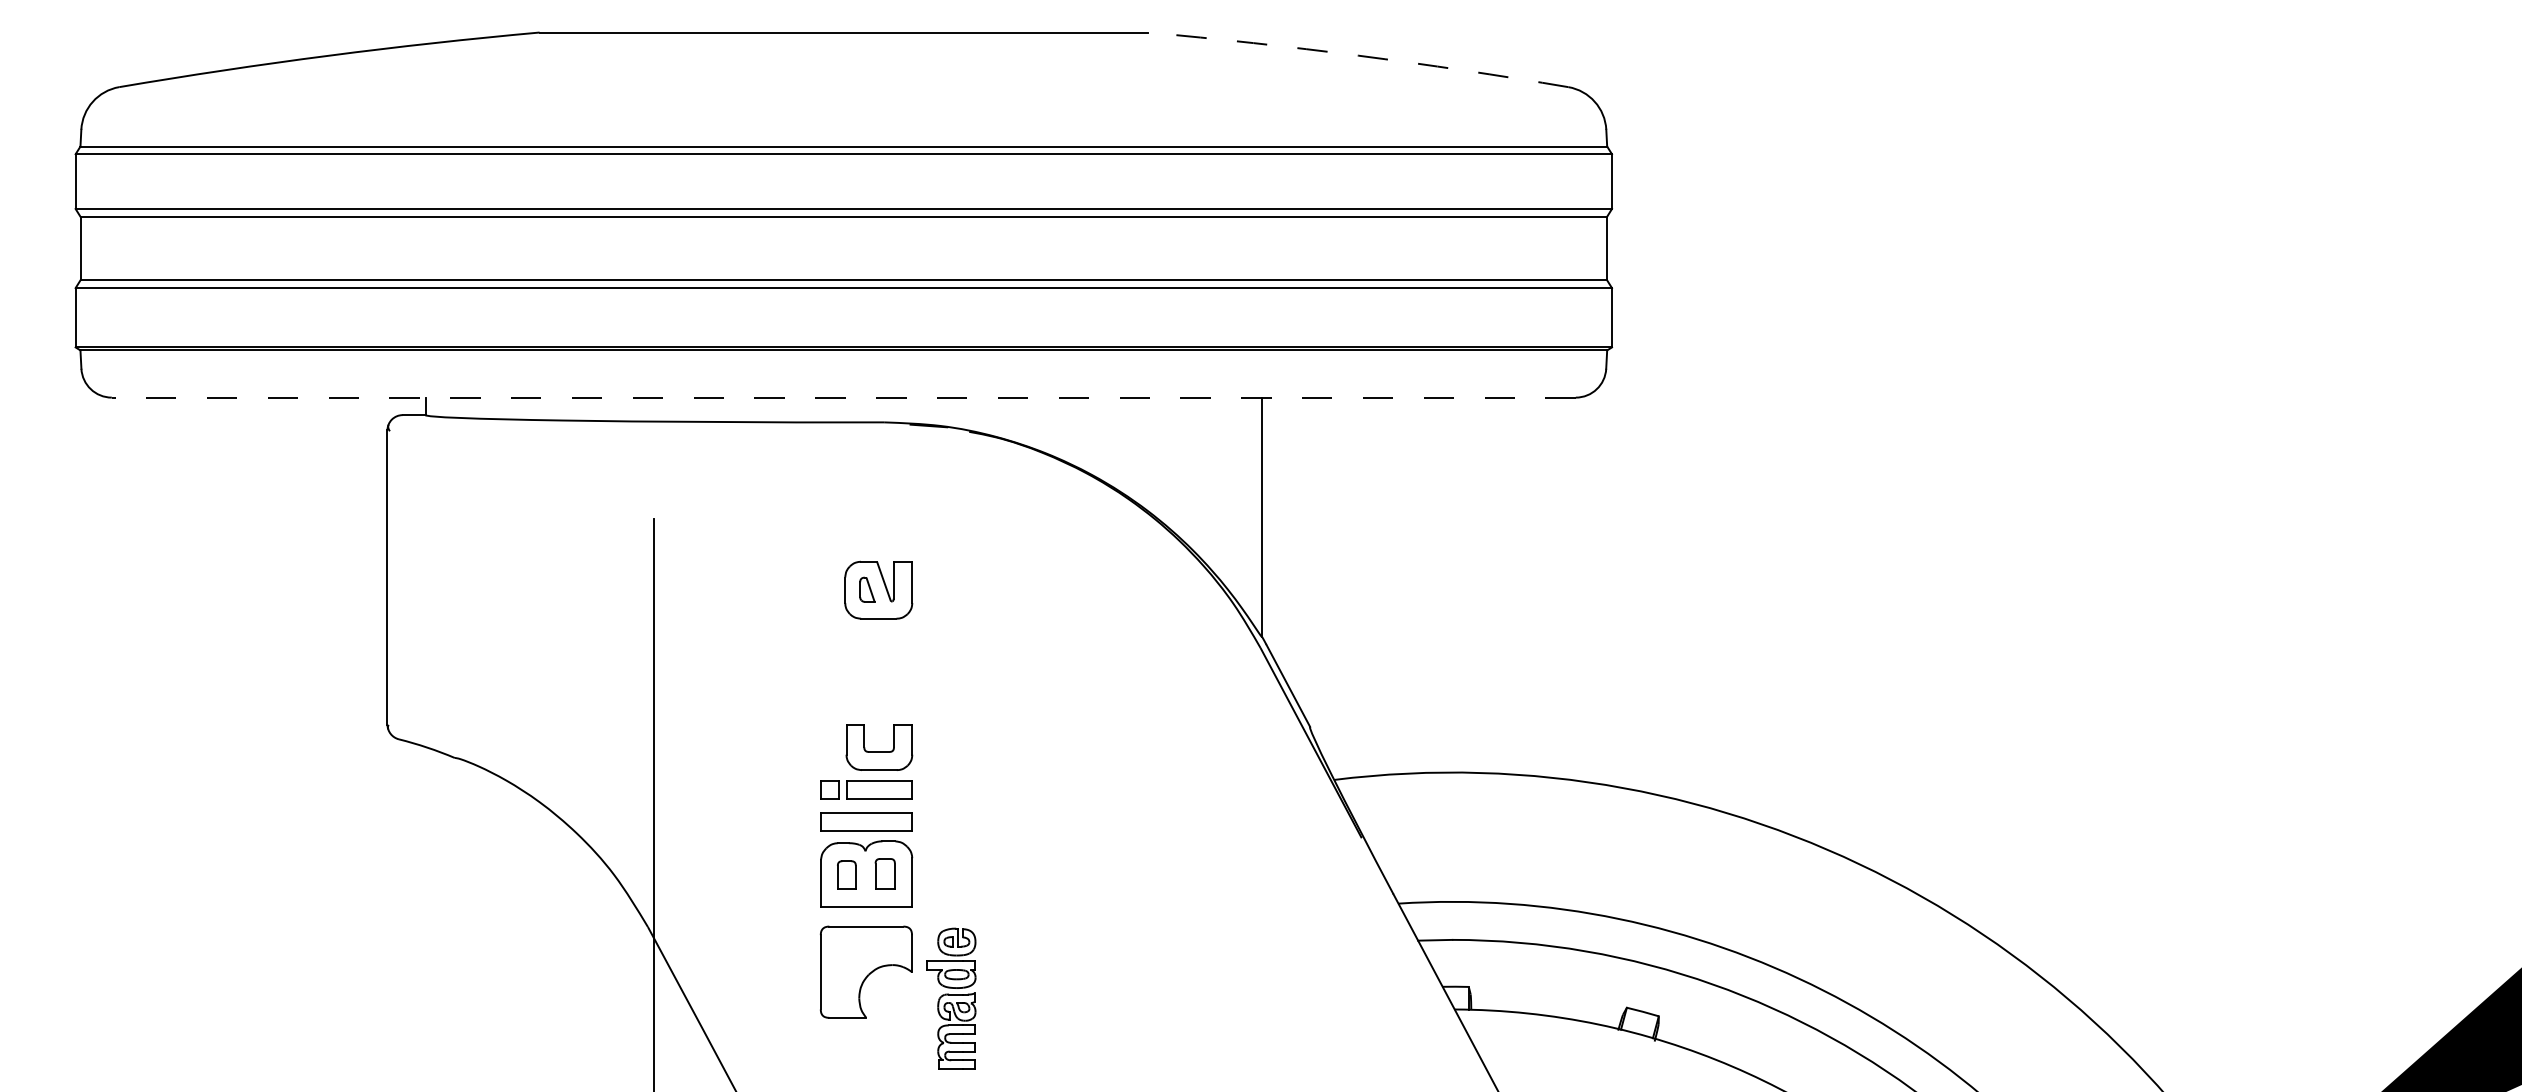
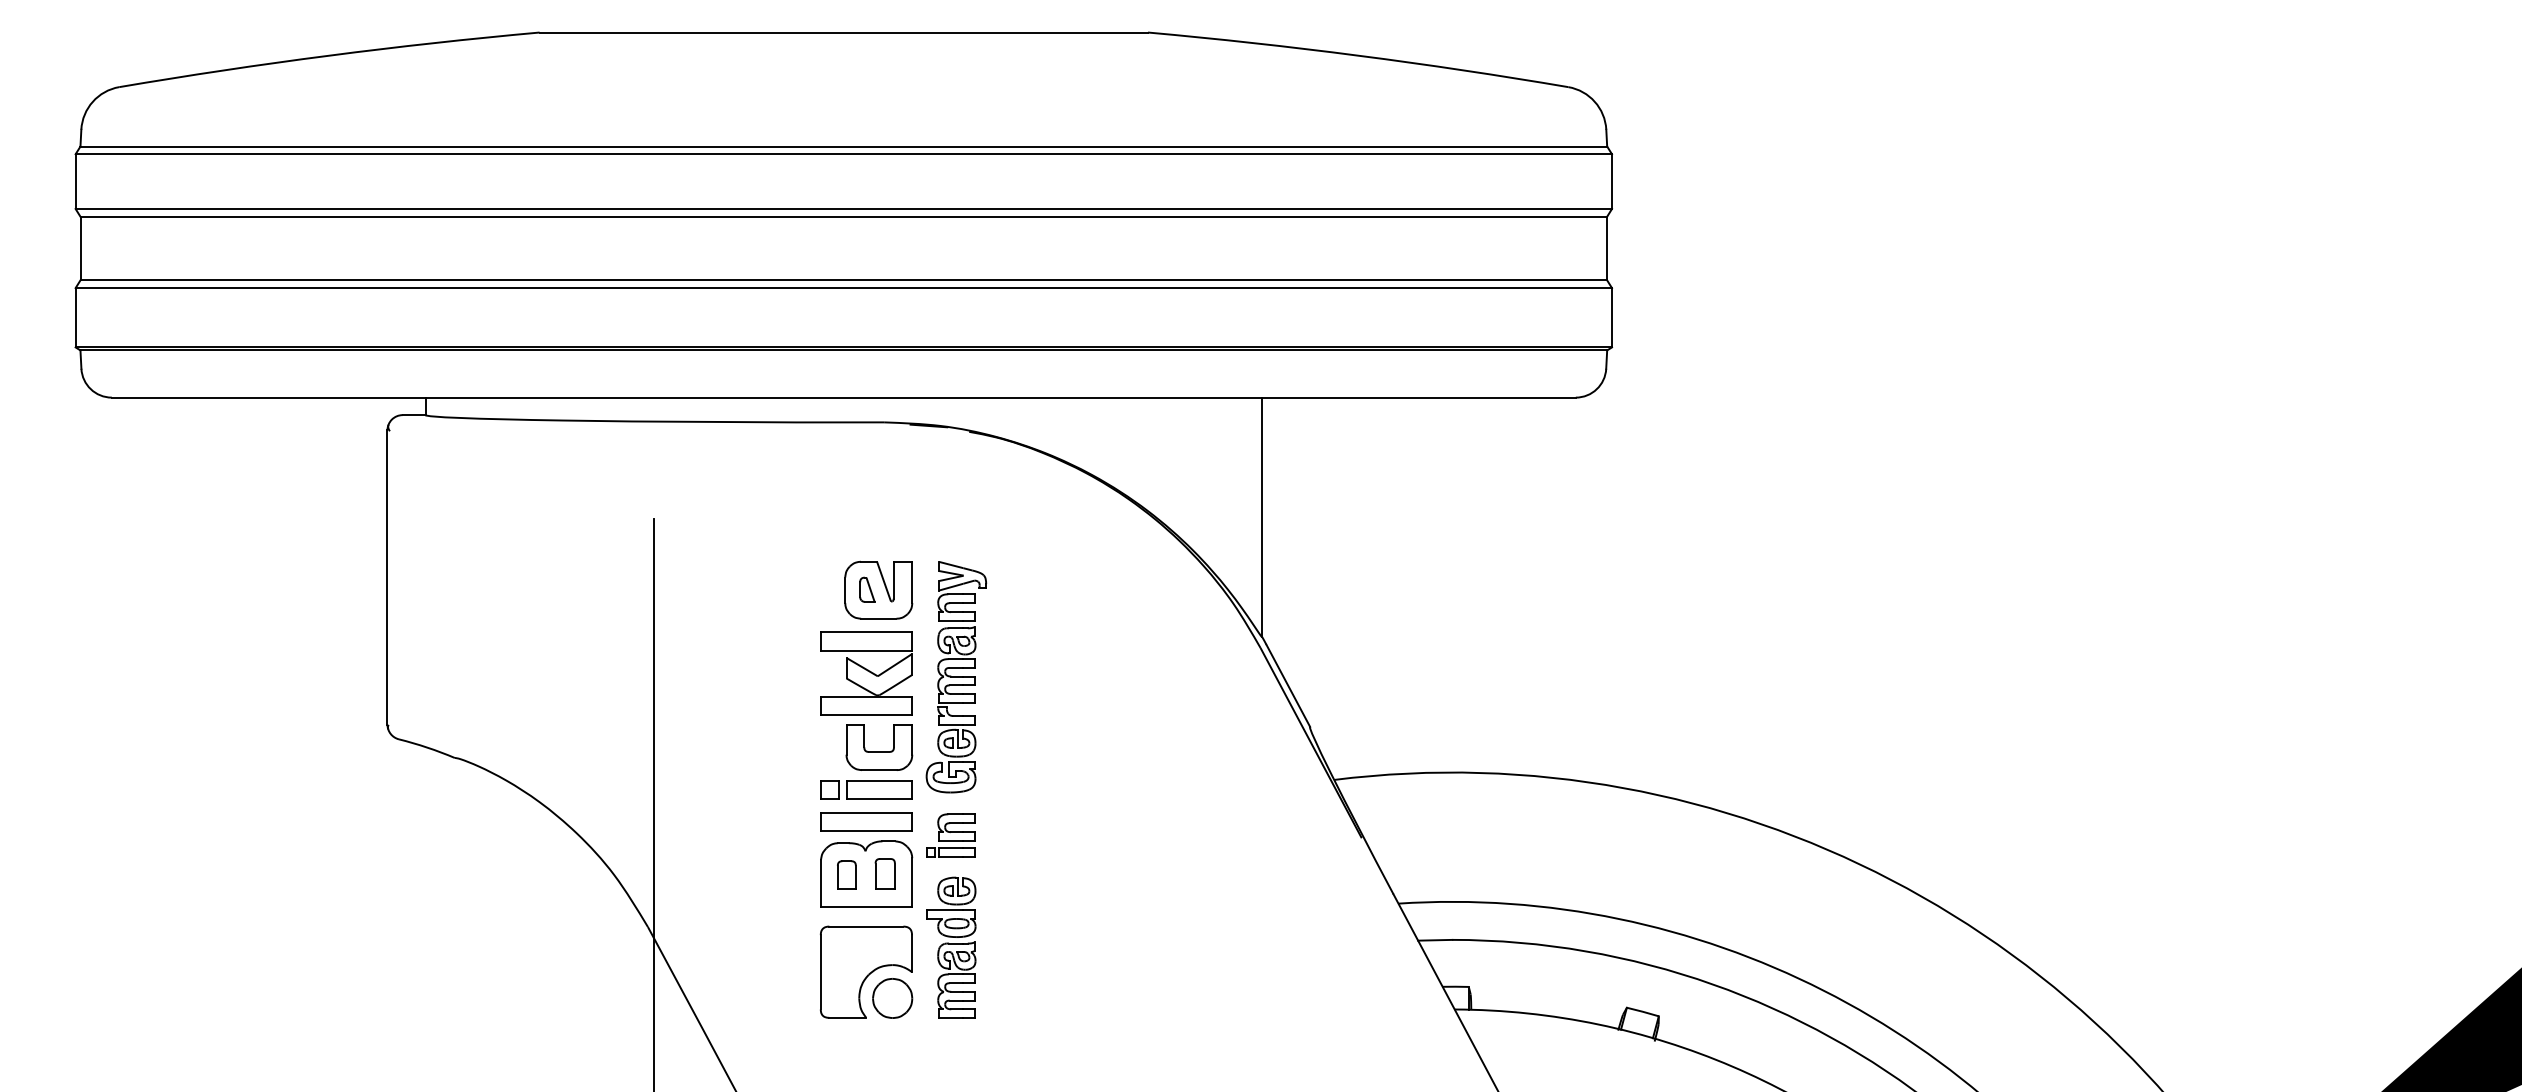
arc: dashed -> solid (1358, 55)
line: dashed -> solid (843, 397)
part: none -> present (866, 673)
part: none -> present (956, 677)
part: none -> present (950, 835)
part: none -> present (892, 998)
part position: (951, 998) -> (951, 947) (951, 947)
